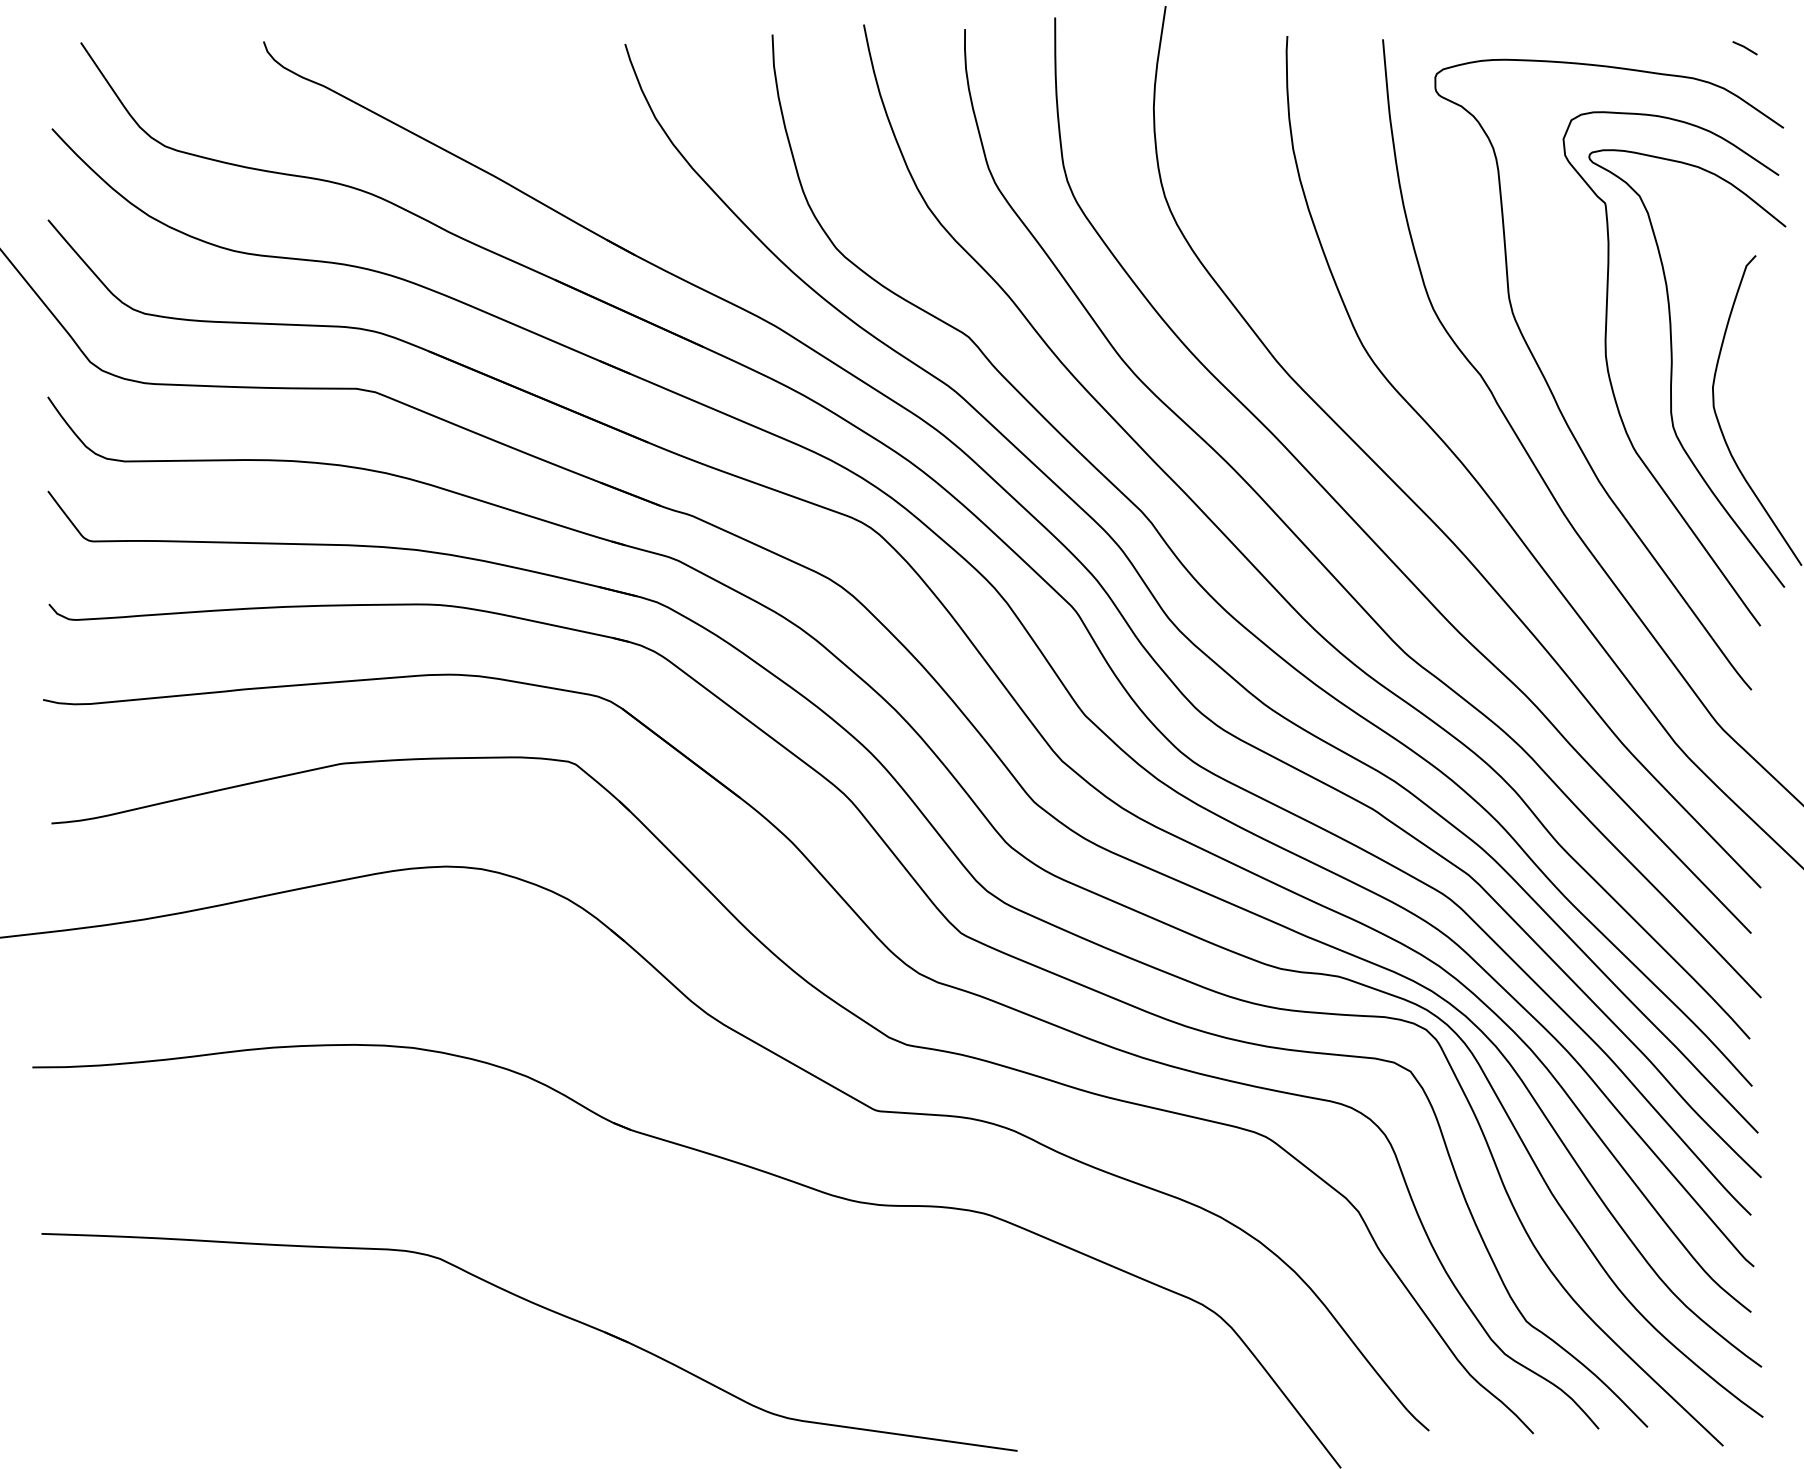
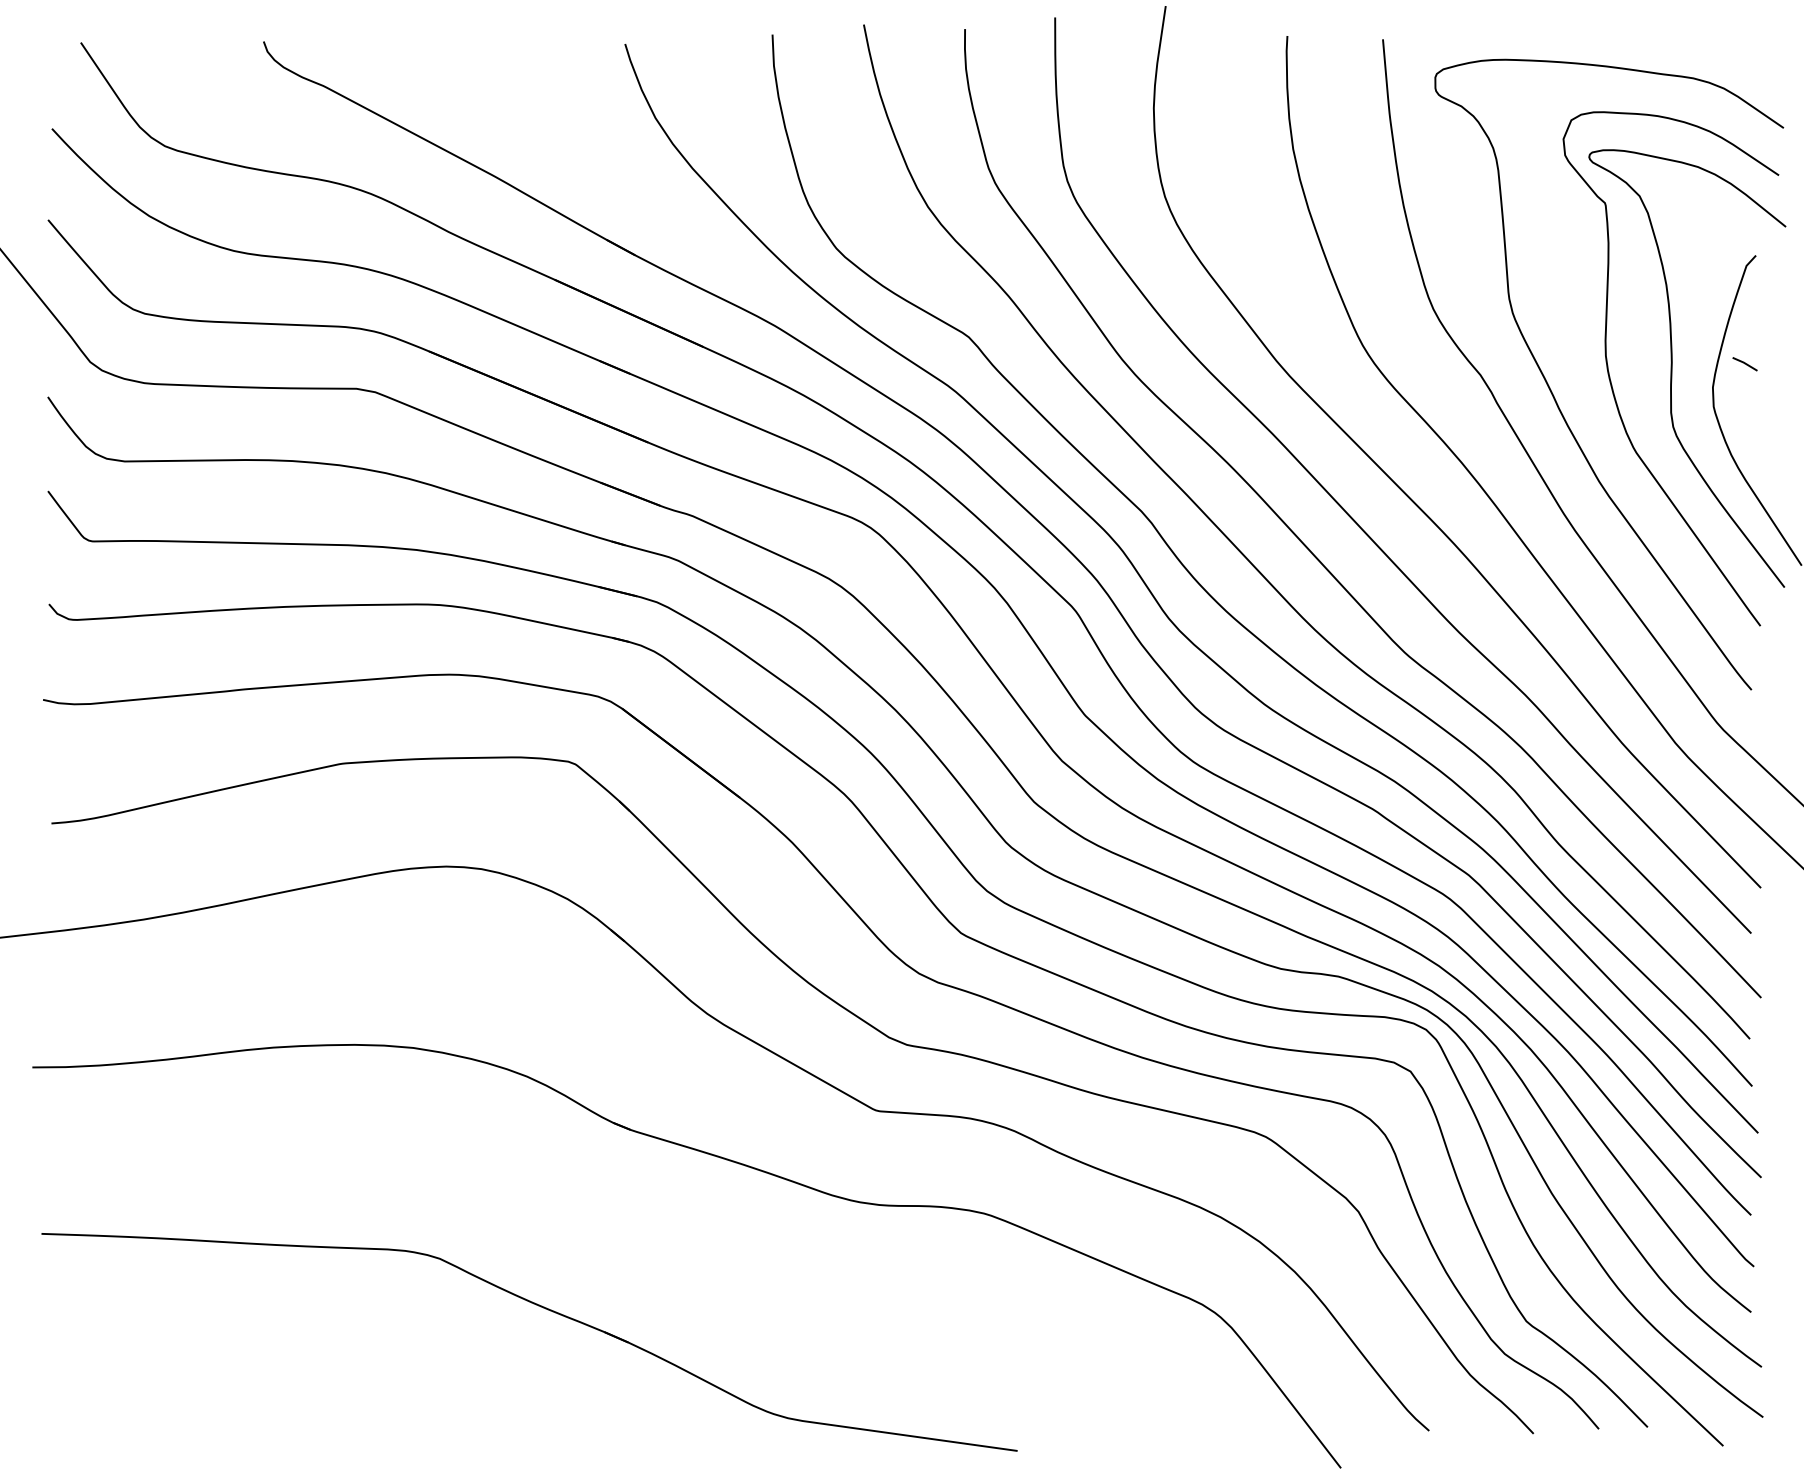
line position: (1744, 48) -> (1744, 364) (1744, 364)
